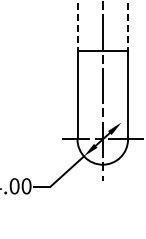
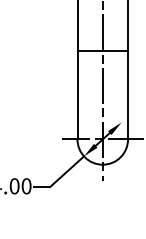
line: dashed -> solid (77, 26)
line: dashed -> solid (128, 26)
